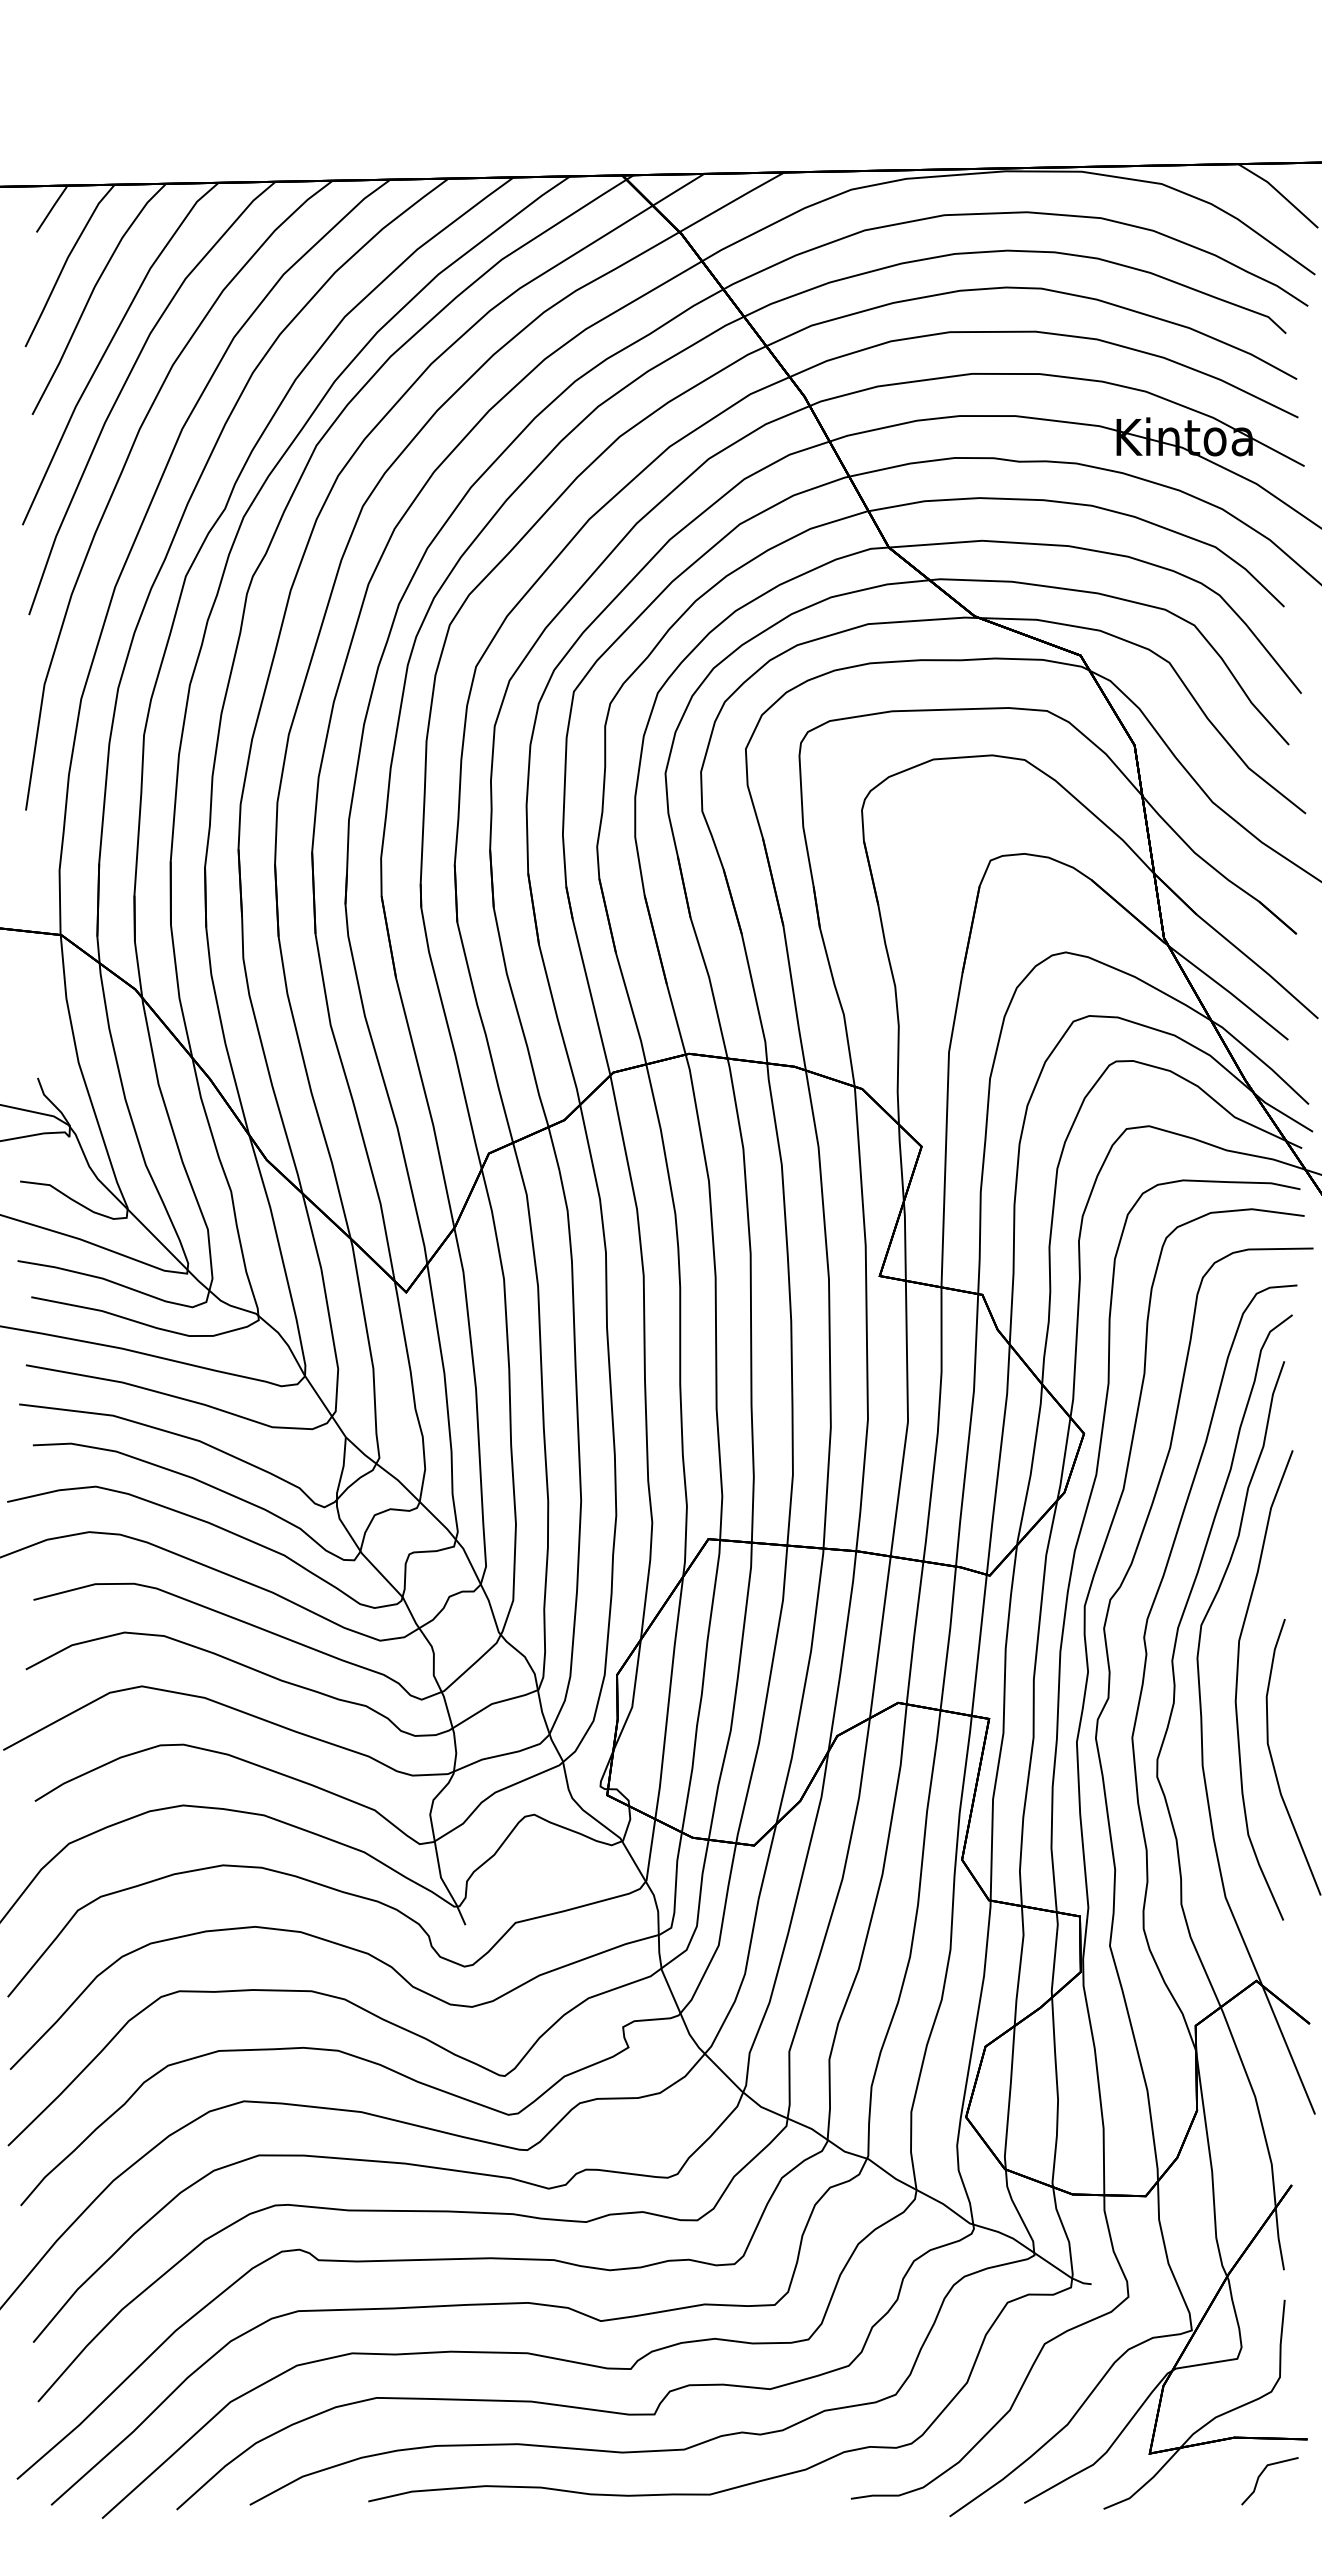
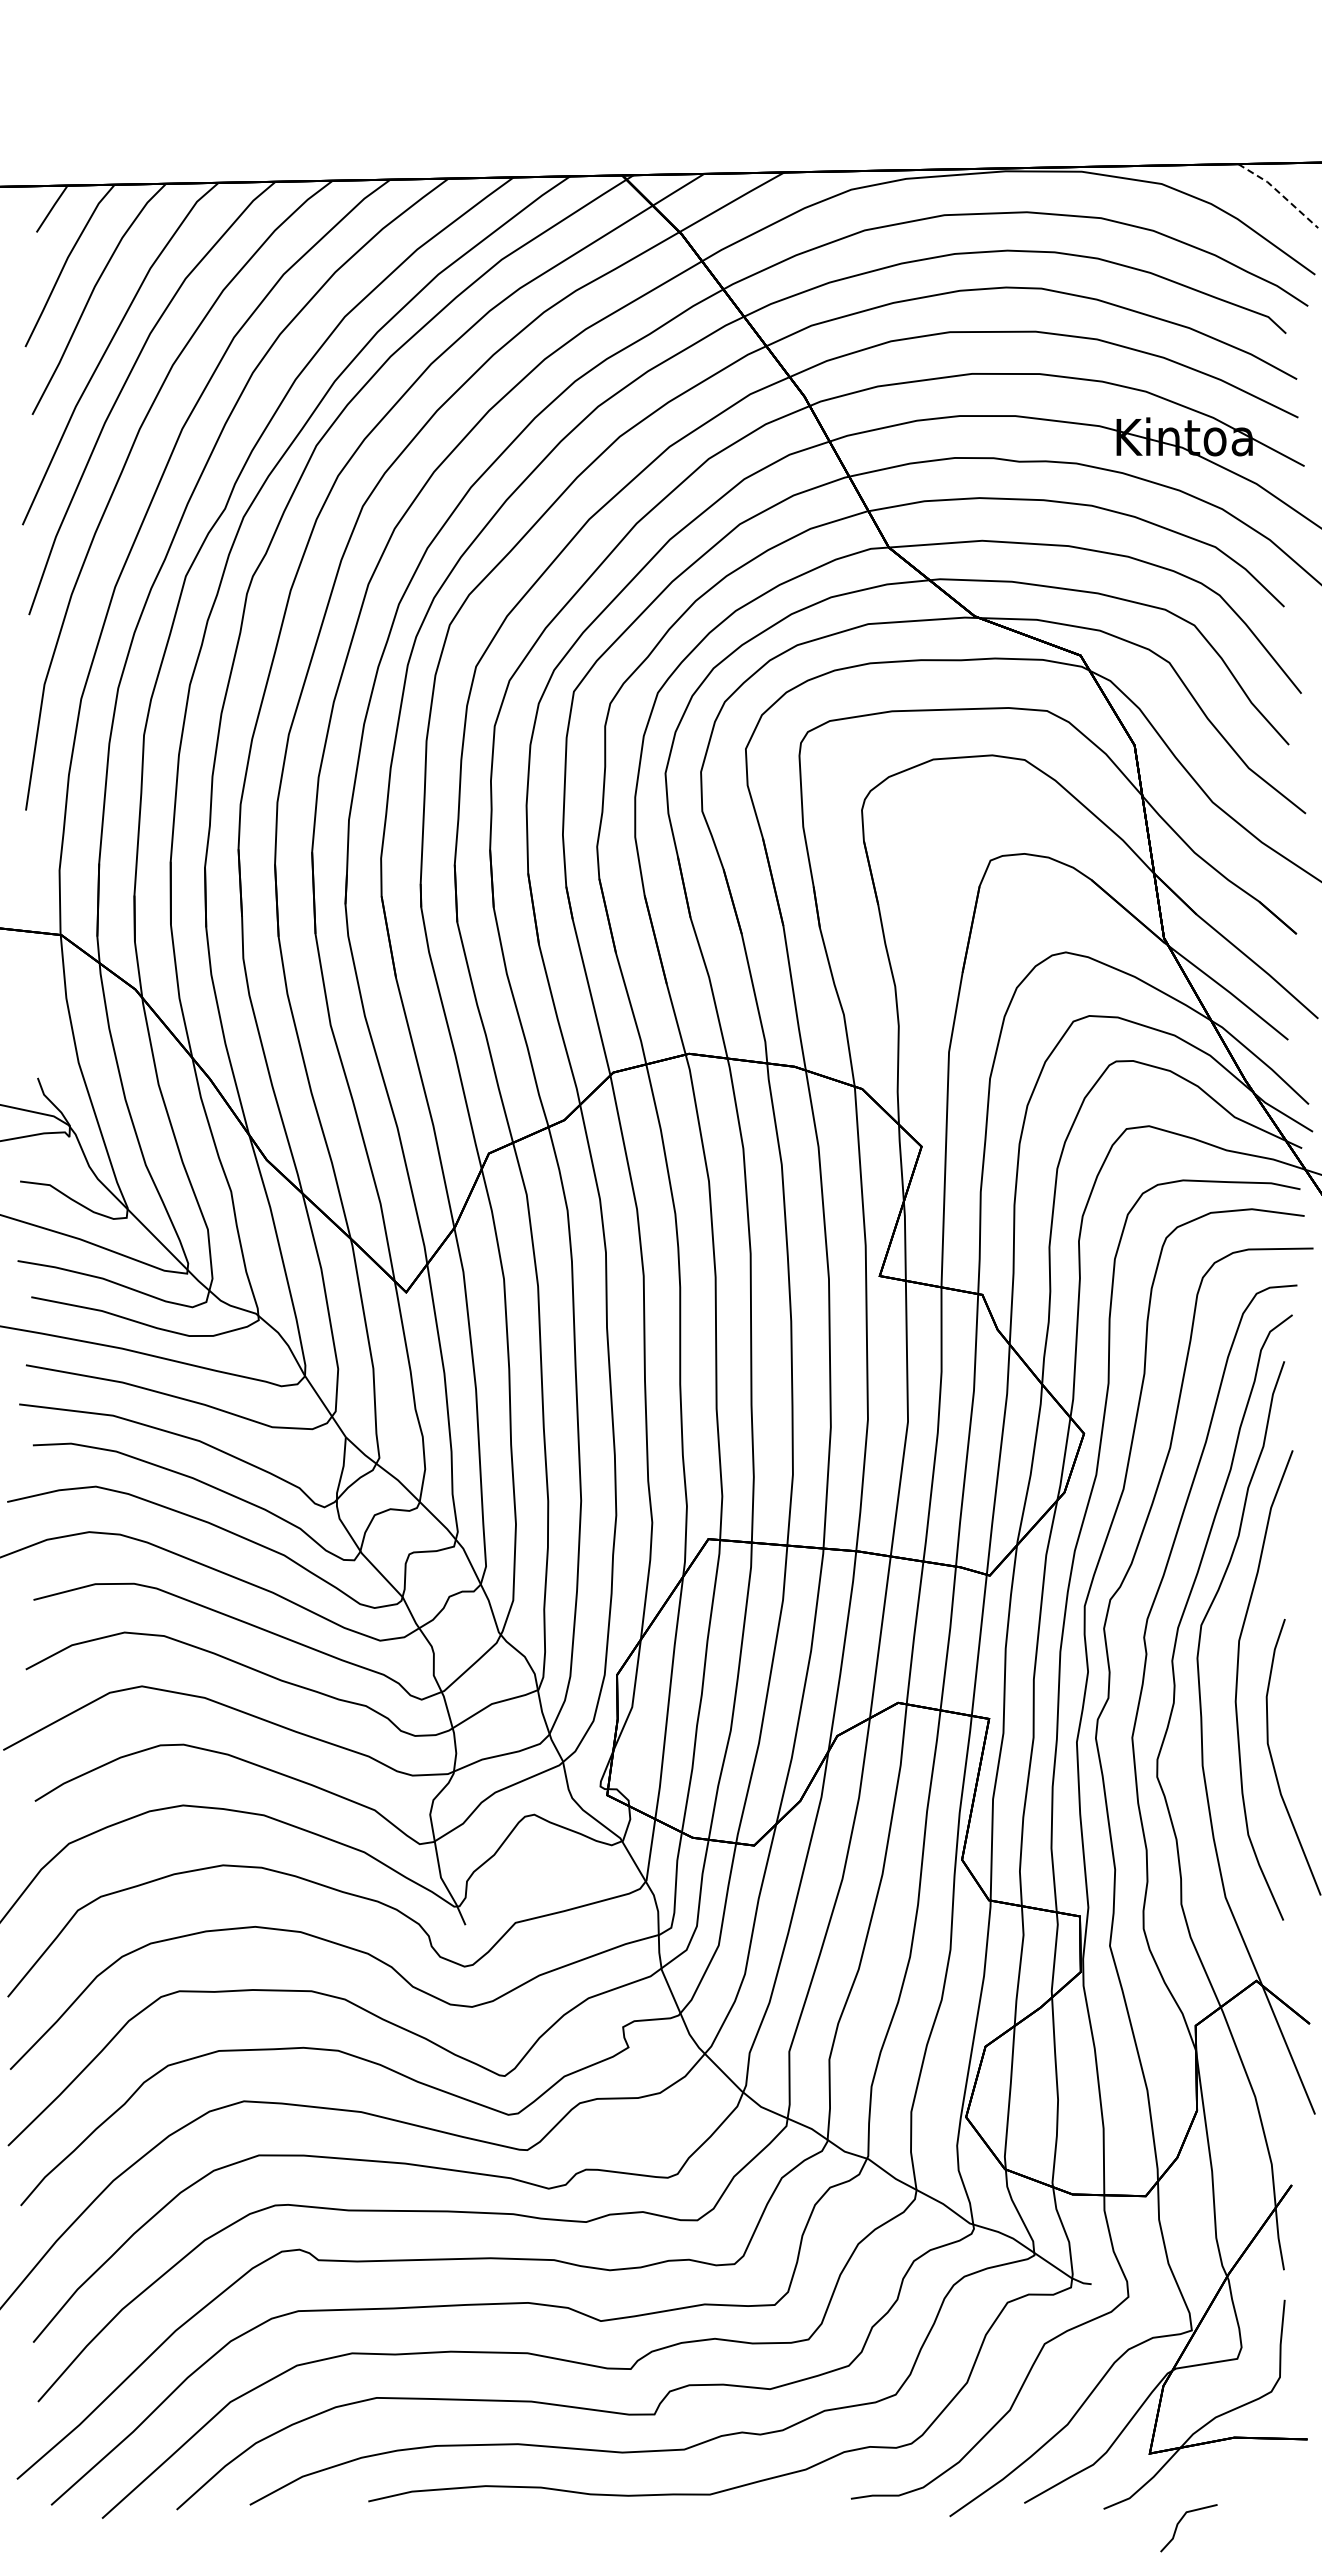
line: solid -> dashed (1279, 193)
line position: (1260, 2476) -> (1179, 2523) (1179, 2523)
